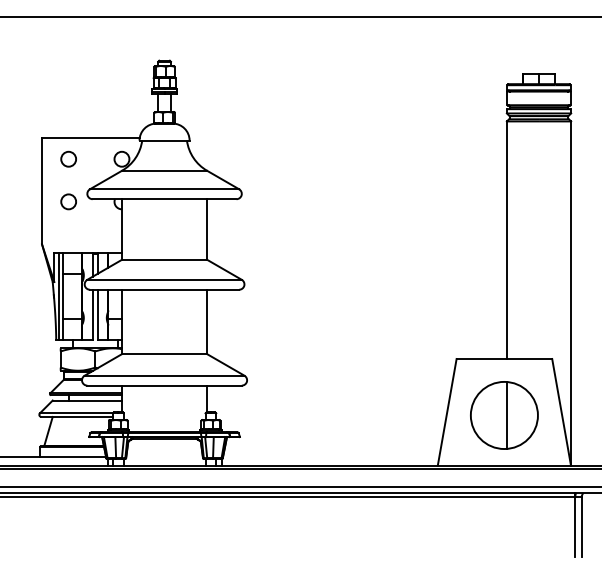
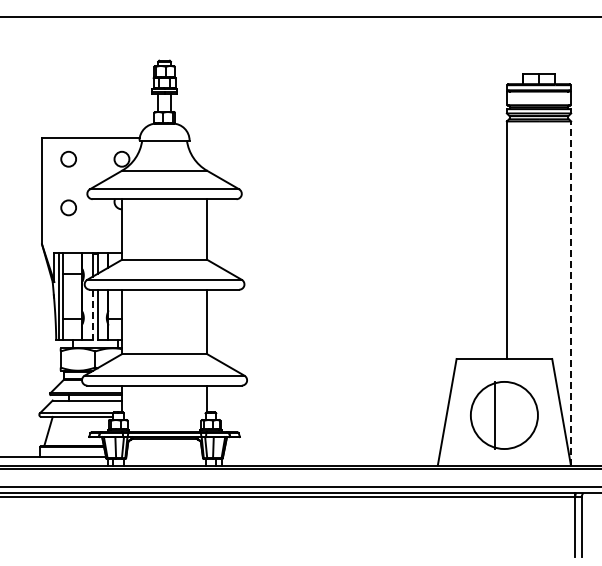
circle position: (68, 201) -> (68, 207) (68, 207)
line: solid -> dashed (571, 292)
line: solid -> dashed (93, 315)
line position: (506, 415) -> (494, 415) (494, 415)
